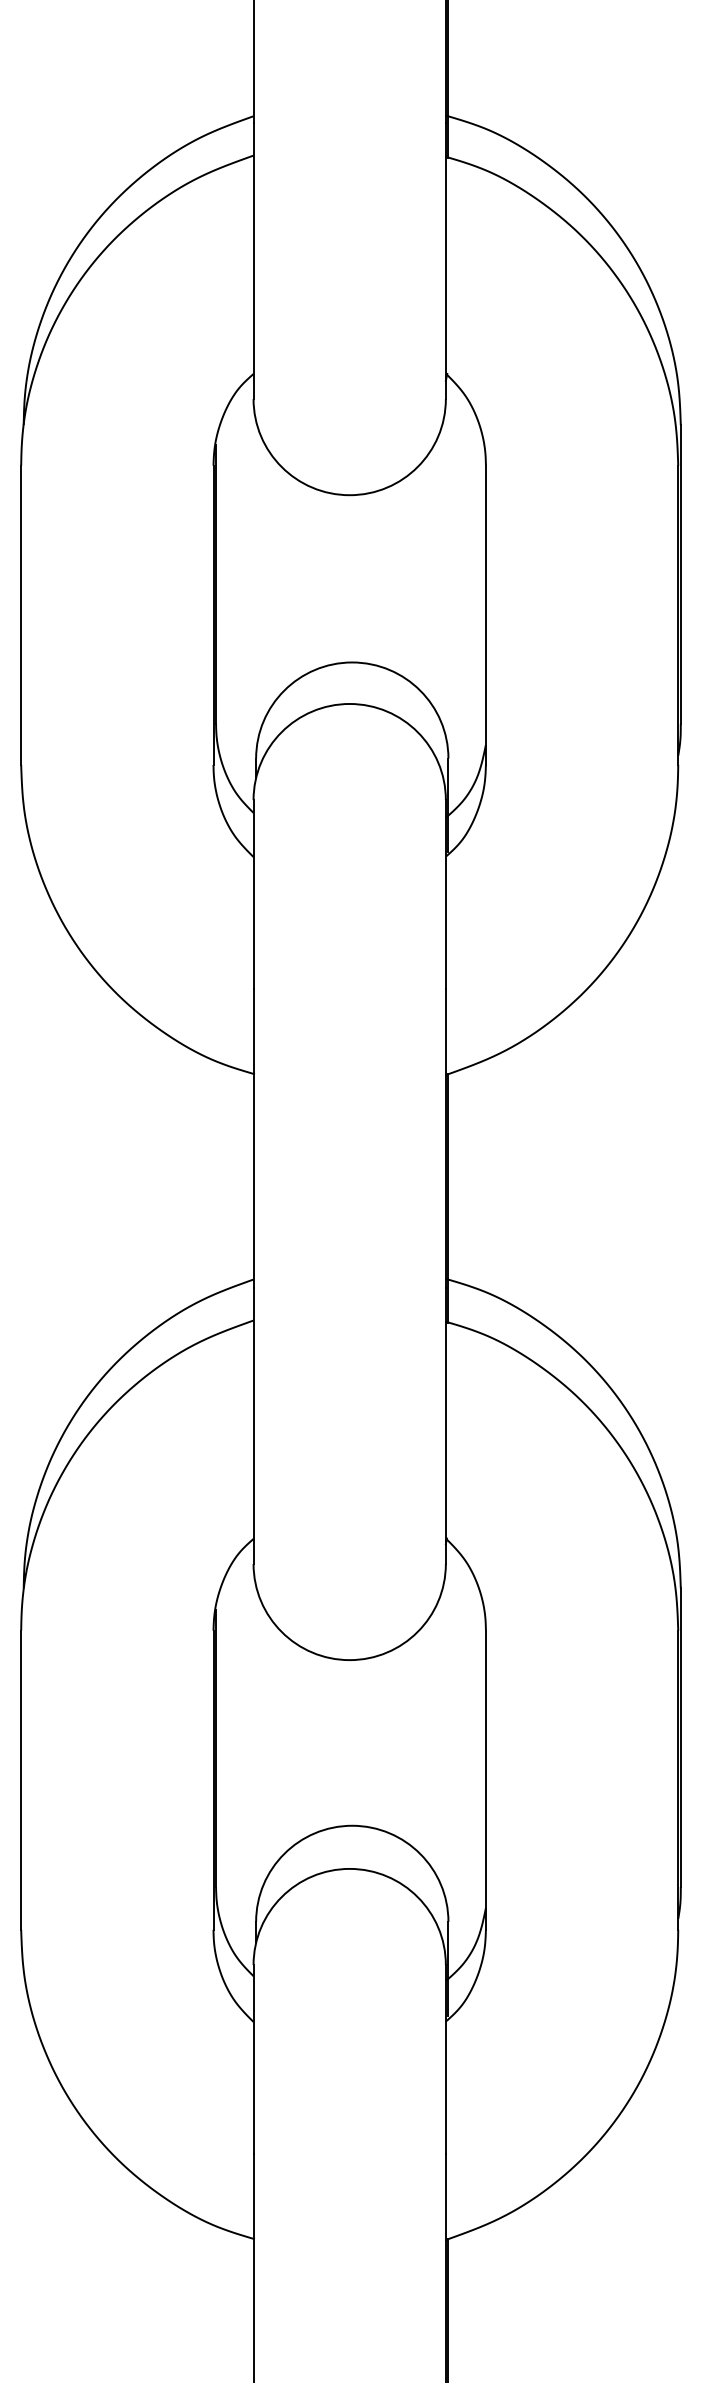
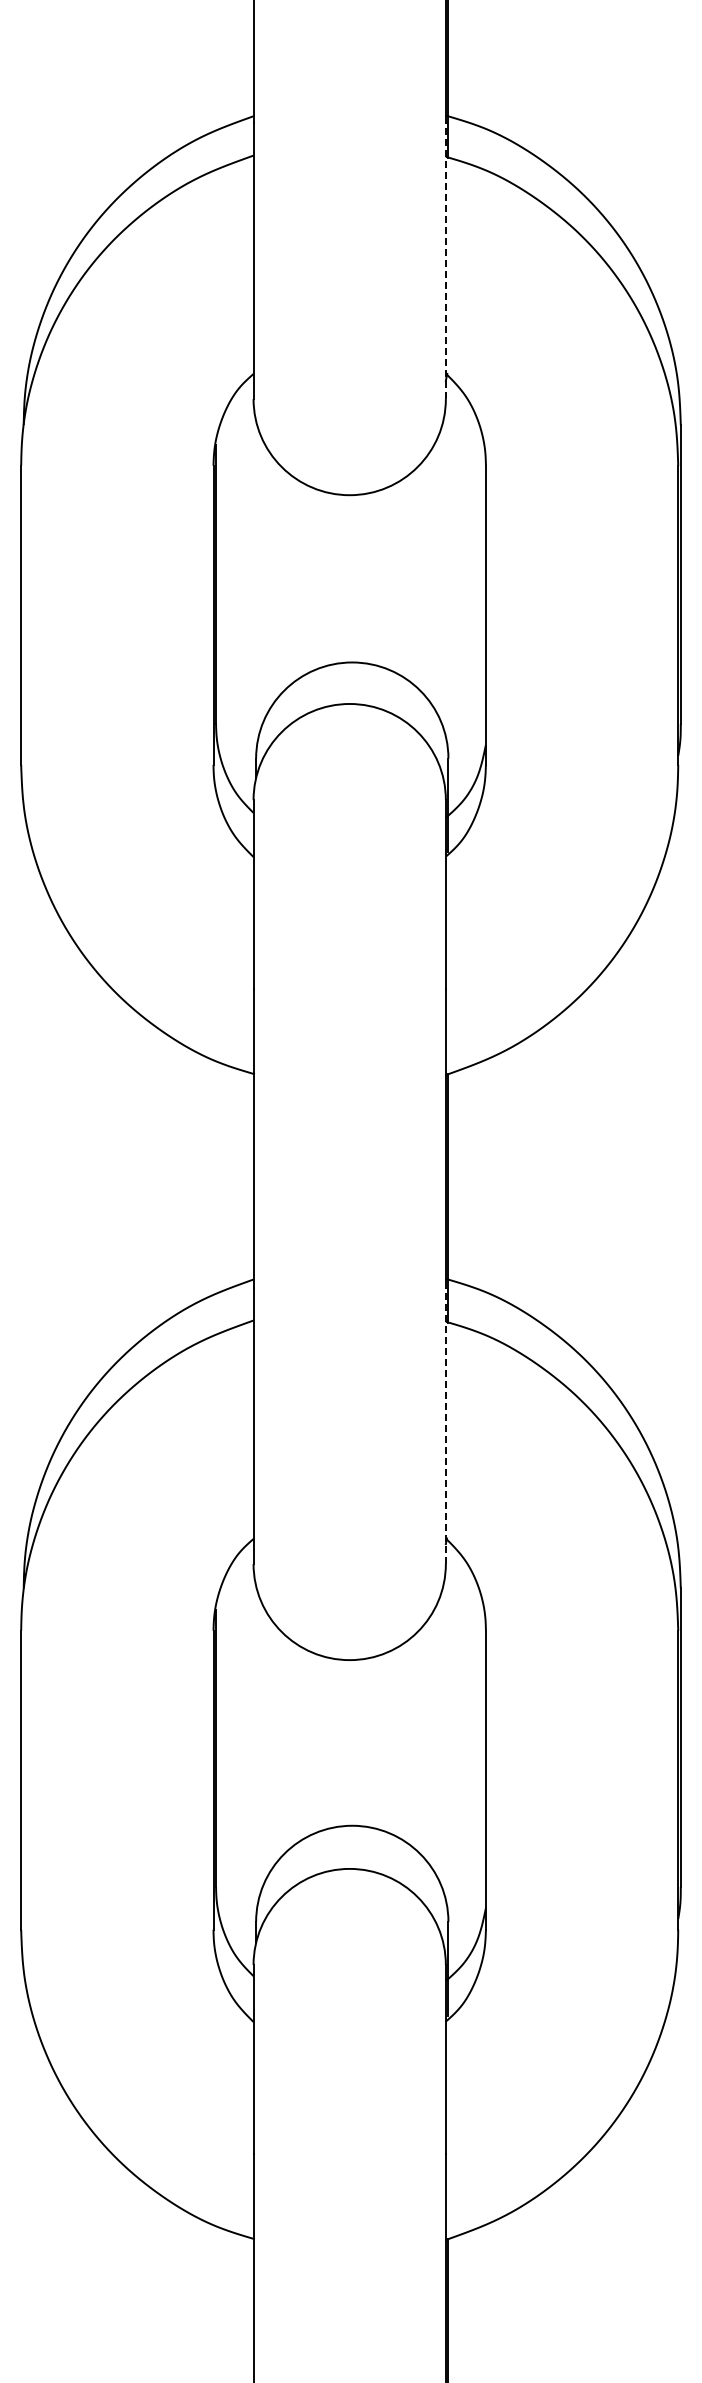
line: solid -> dashed (445, 261)
line: solid -> dashed (445, 1426)
